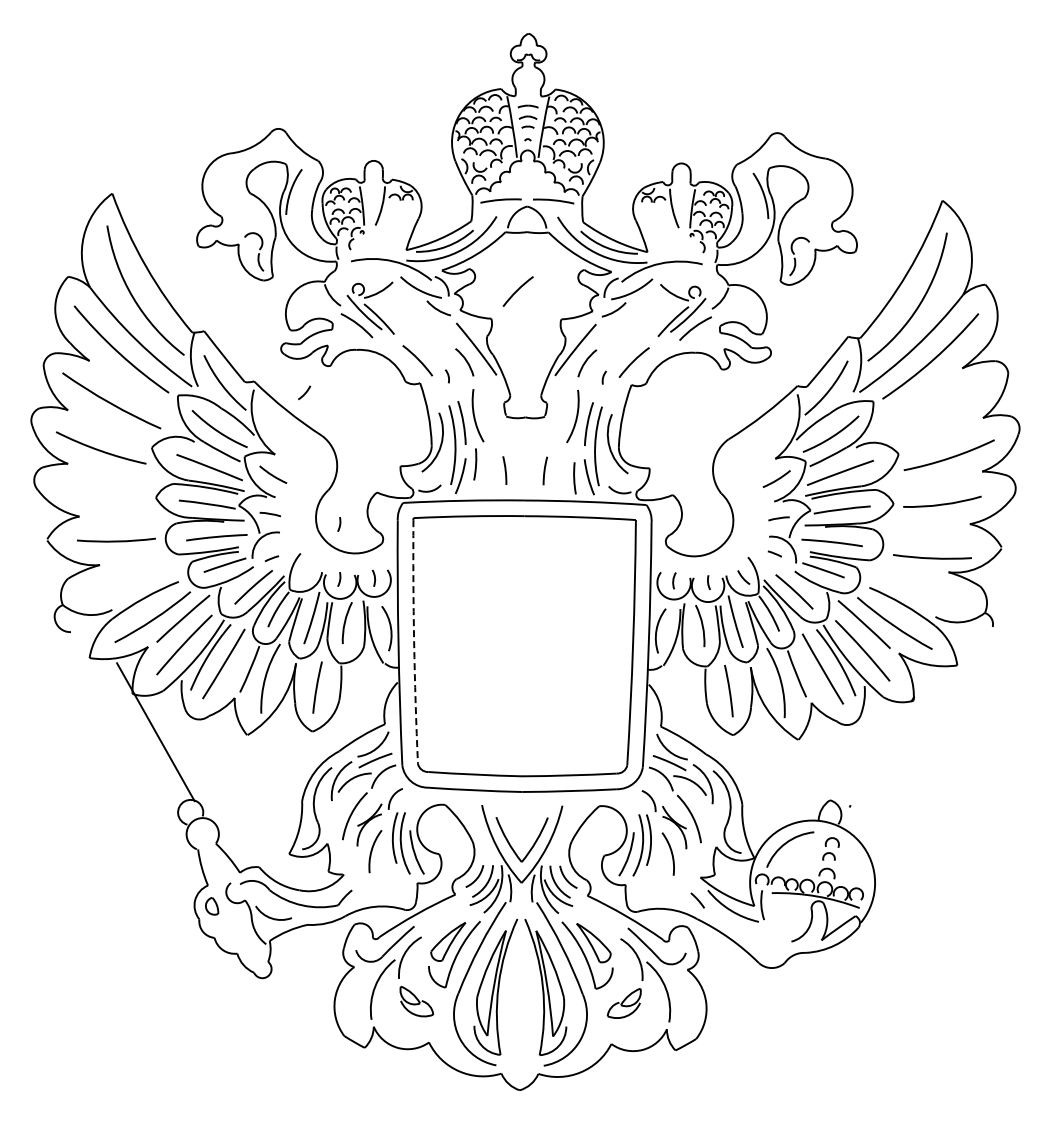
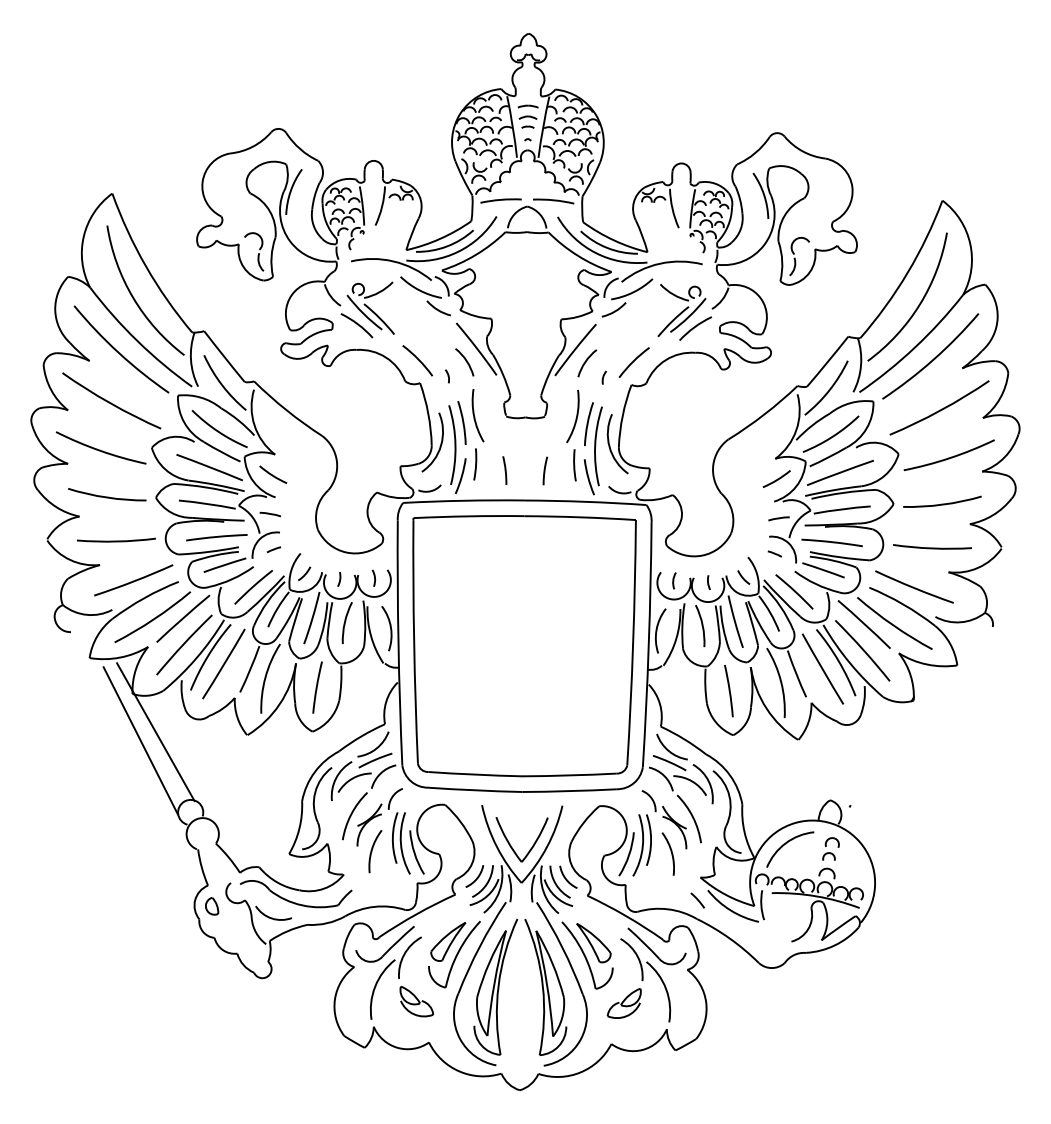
line: present -> none (517, 291)
line position: (304, 392) -> (304, 573) (304, 573)
arc: none -> present (939, 409)
line position: (574, 478) -> (574, 465) (574, 465)
arc: none -> present (107, 496)
arc: present -> none (339, 524)
arc position: (932, 557) -> (932, 547) (932, 547)
line position: (271, 558) -> (273, 549) (273, 549)
arc: none -> present (133, 580)
arc: none -> present (913, 586)
arc: dashed -> solid (414, 641)
line: none -> present (140, 740)
